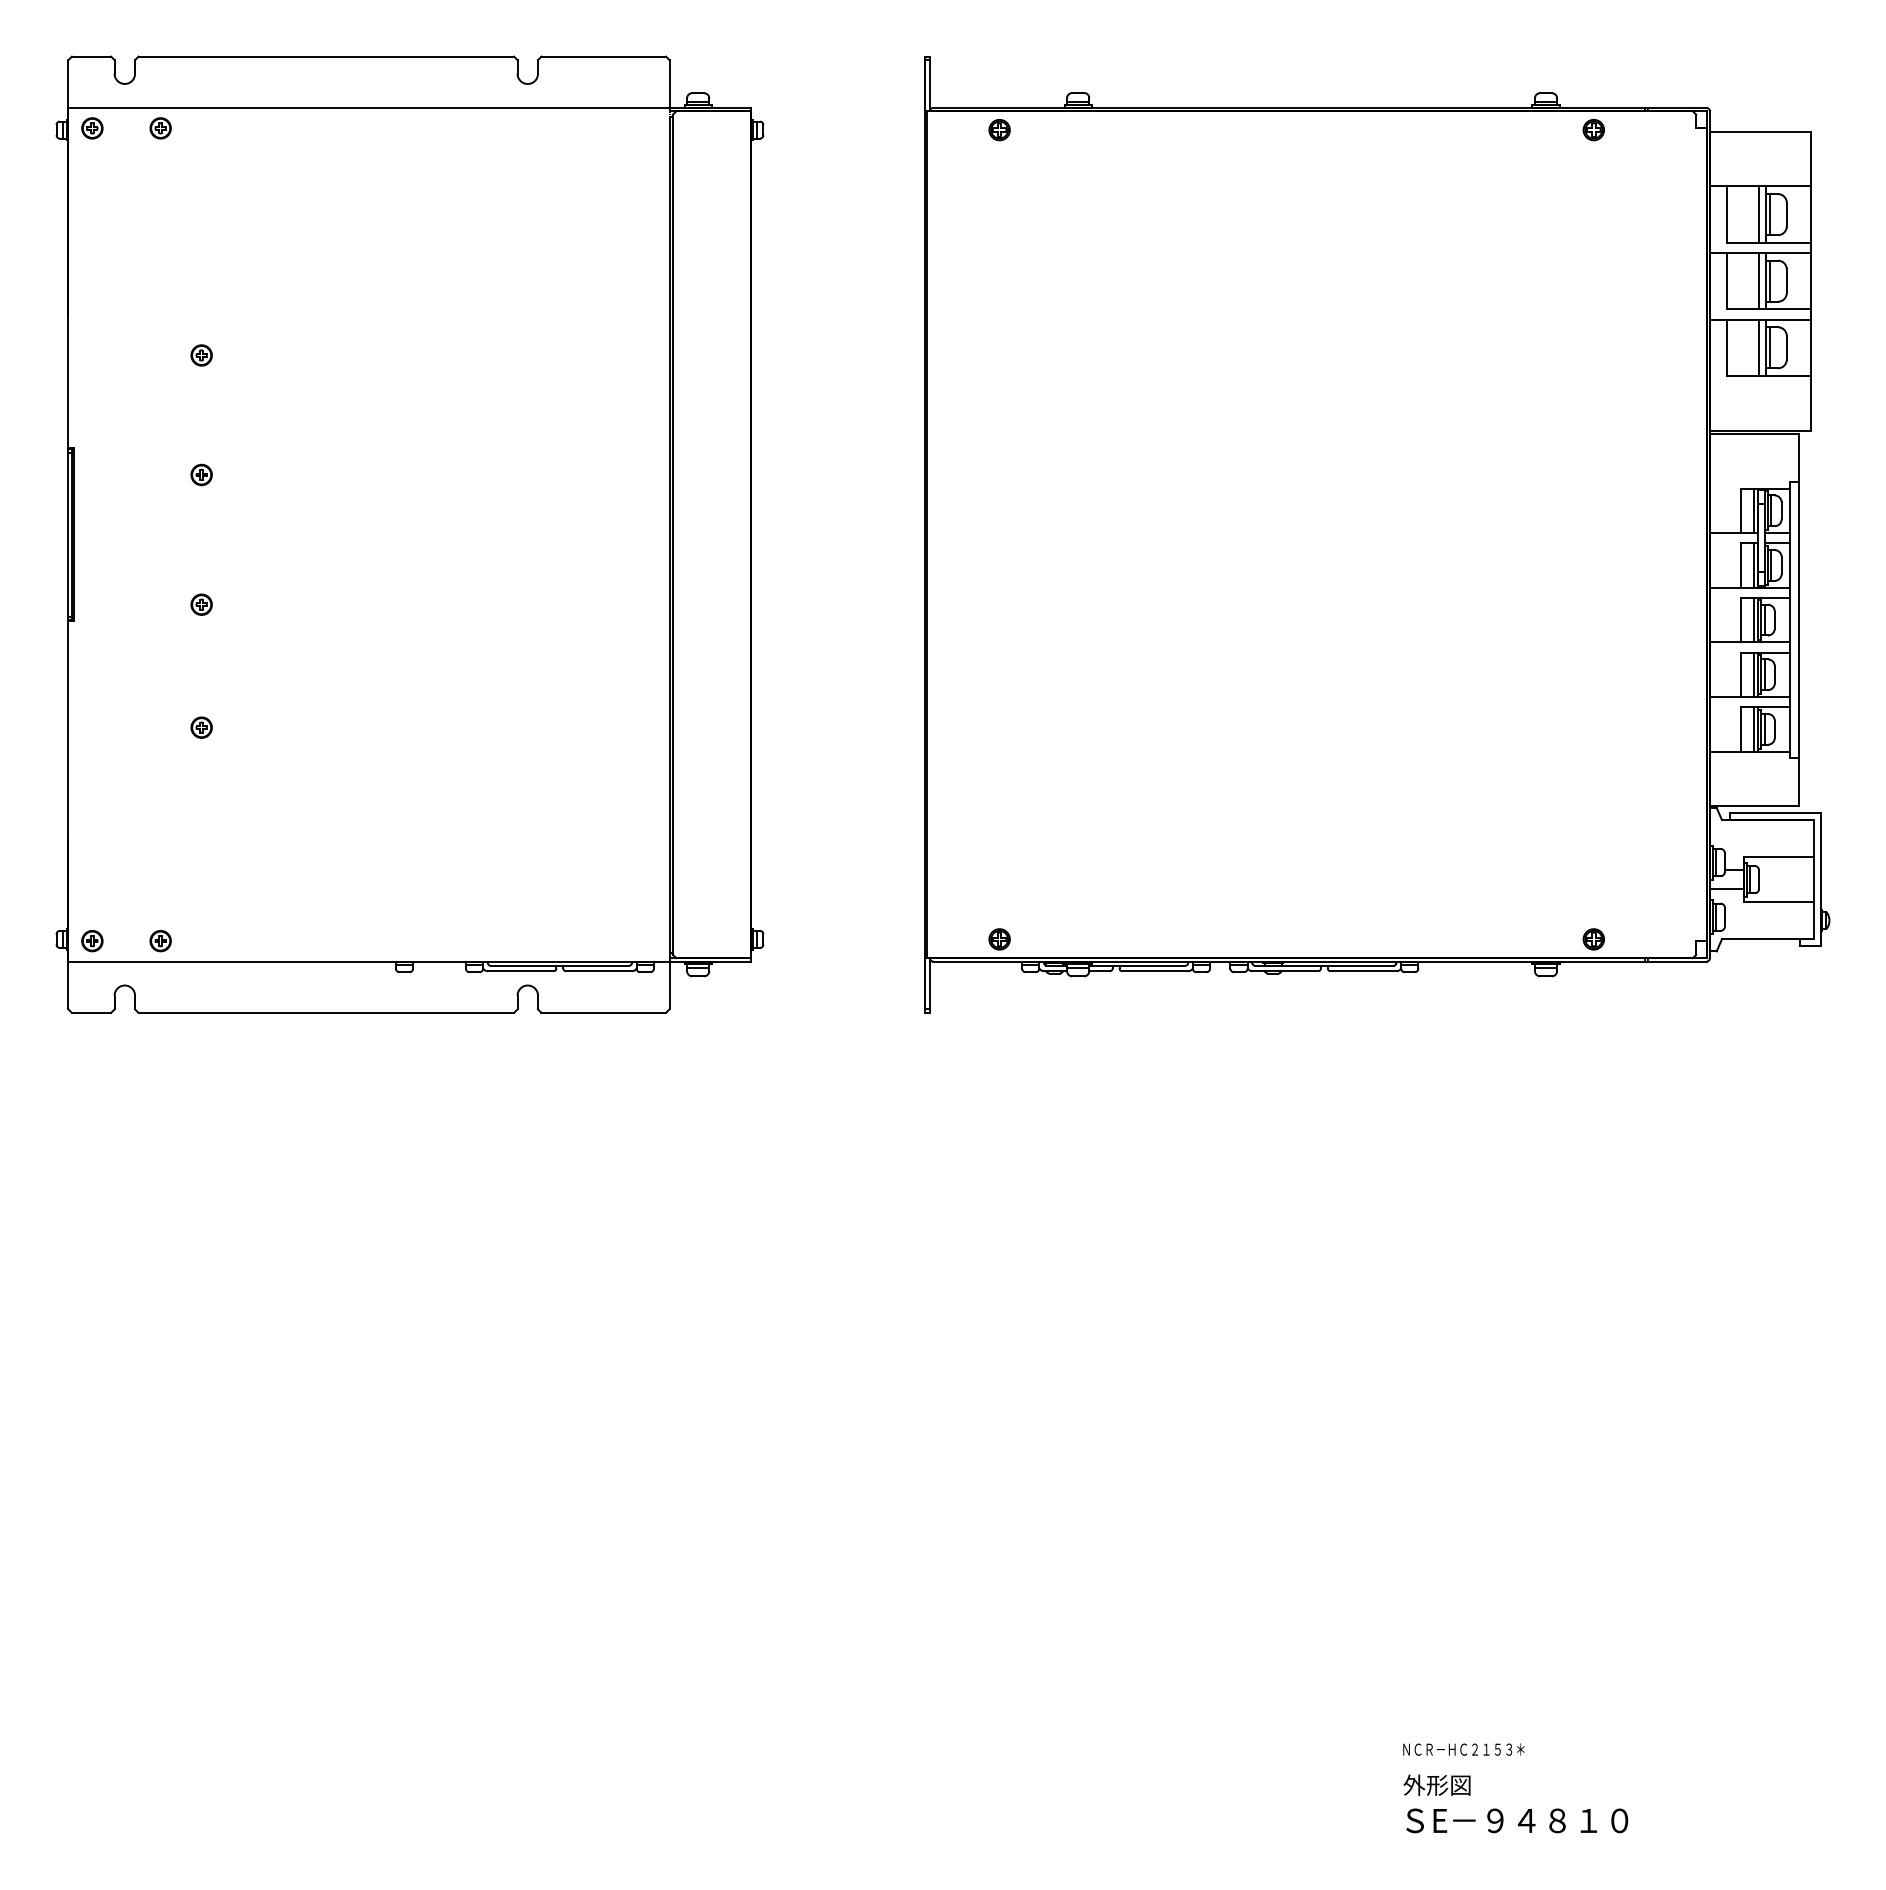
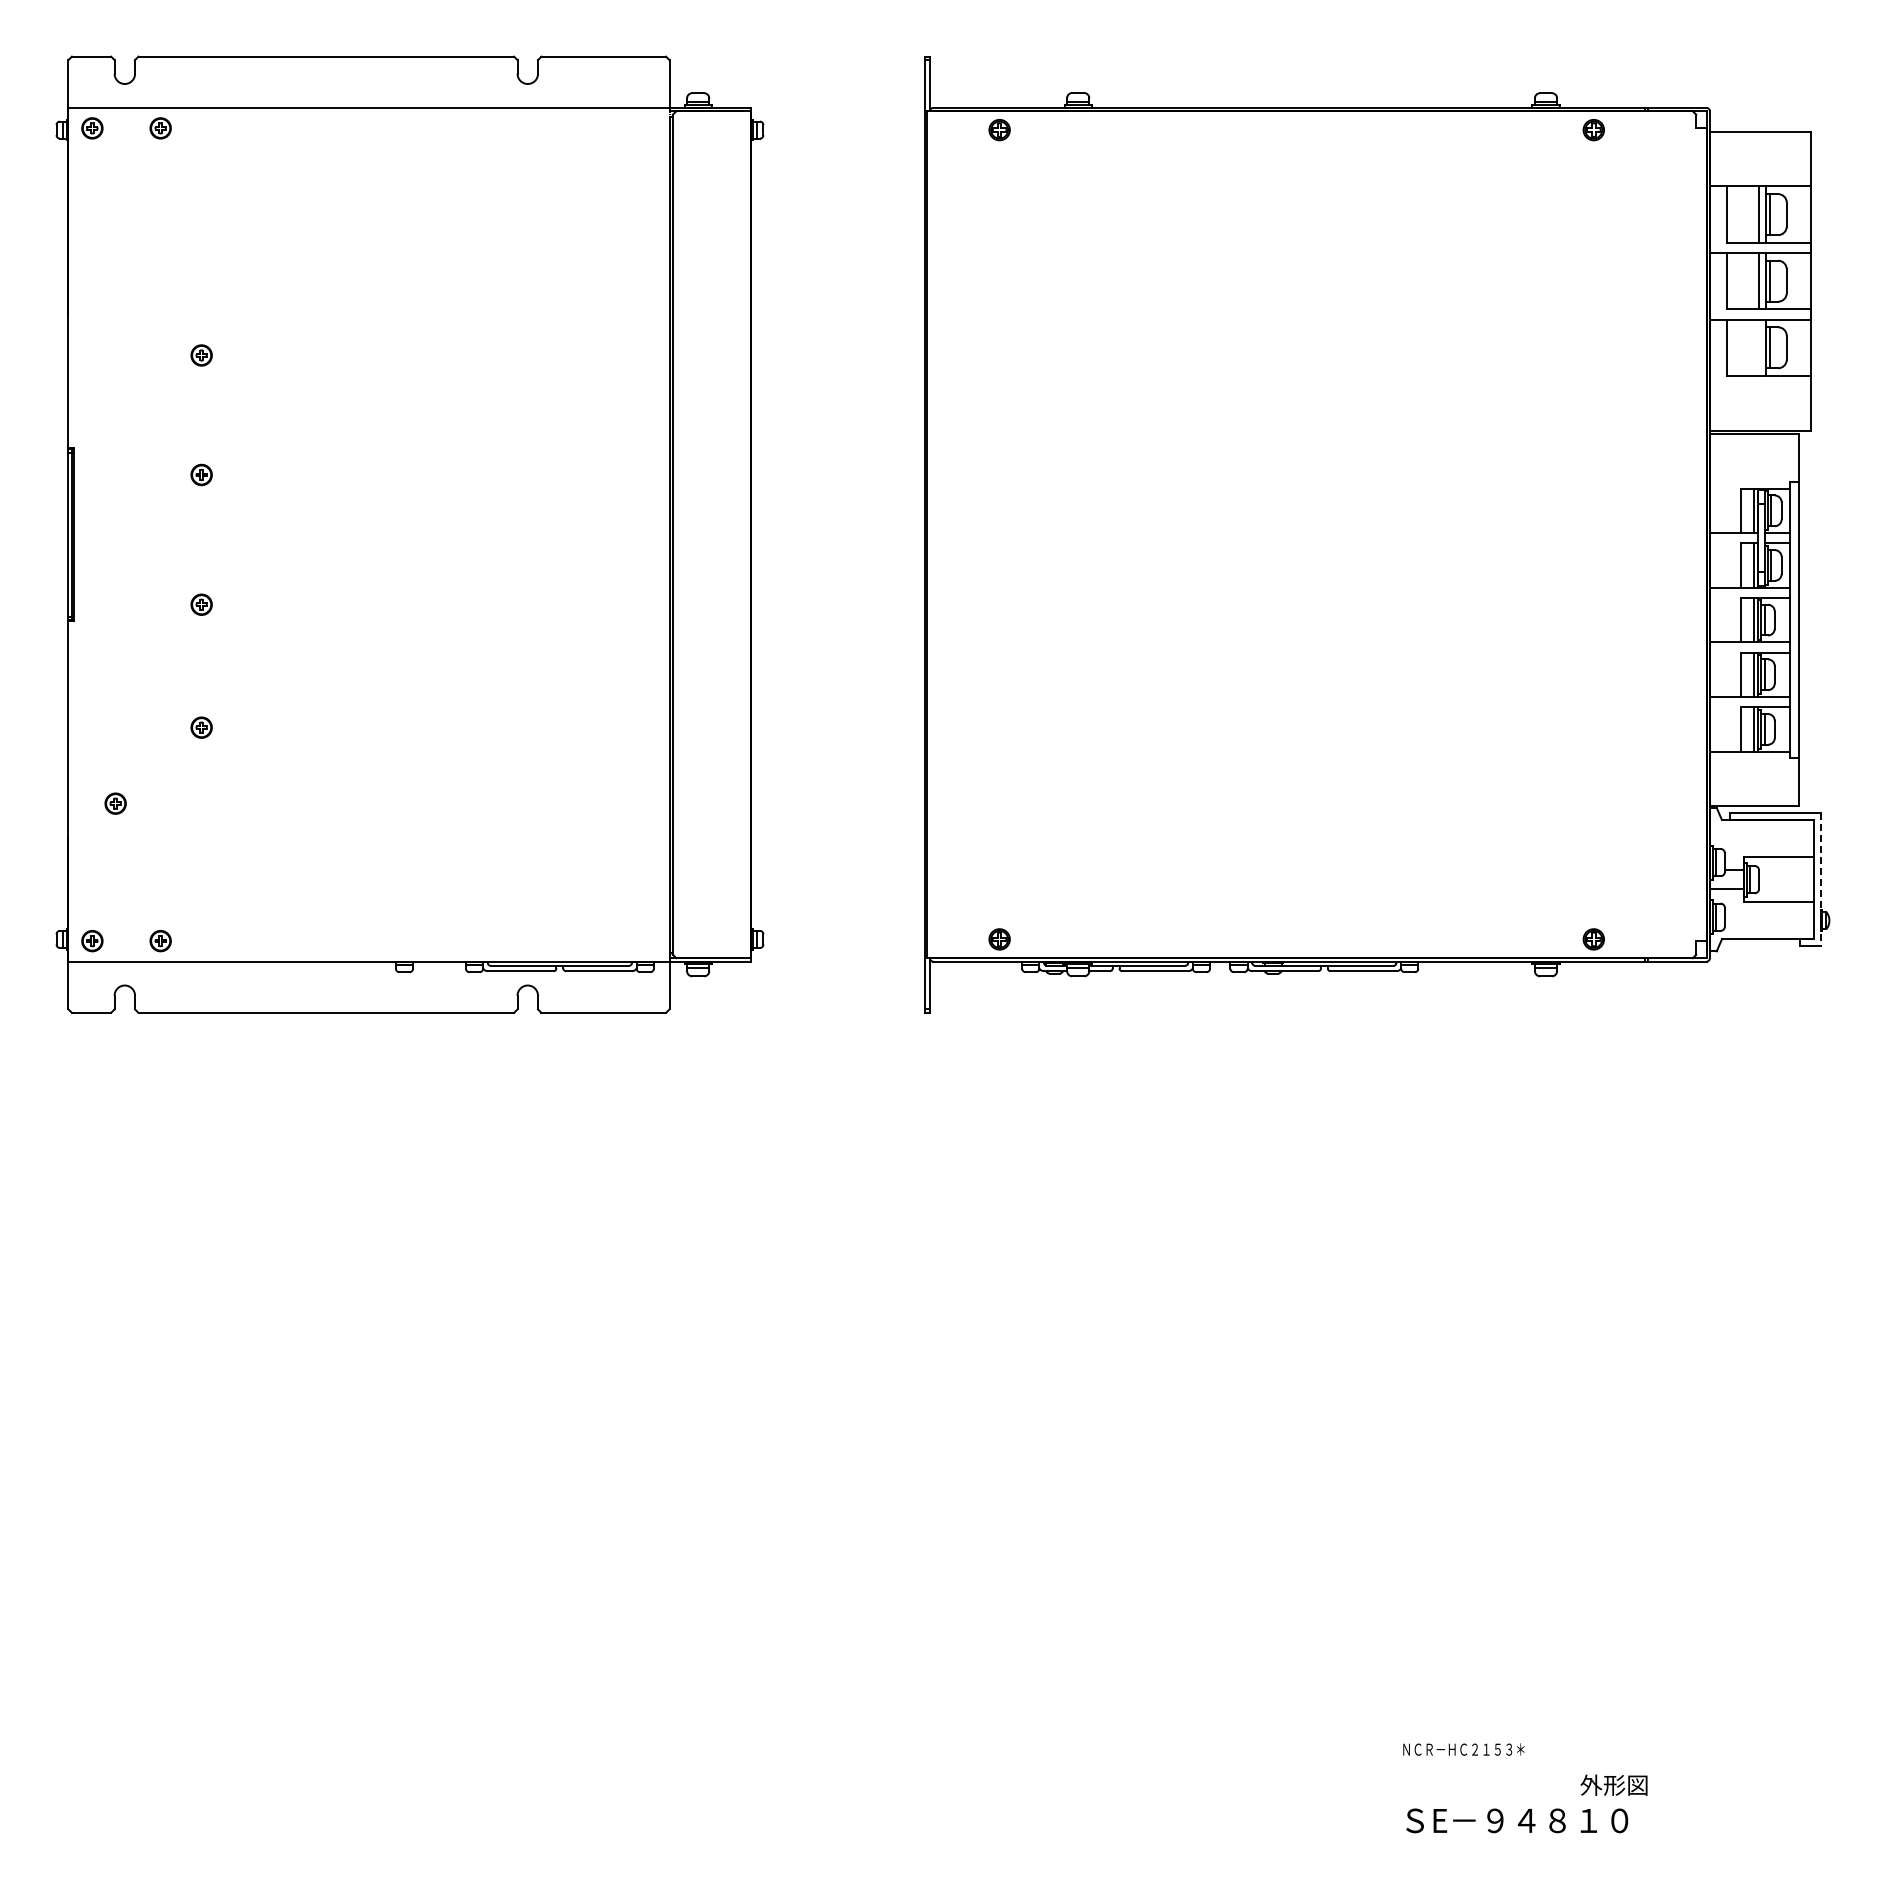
line: present -> none (1759, 347)
part: none -> present (115, 803)
line: solid -> dashed (1820, 879)
text position: (1436, 1784) -> (1613, 1784) (1613, 1784)
